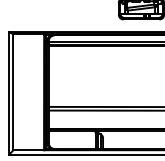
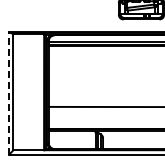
line: solid -> dashed (8, 92)
line: present -> none (104, 110)
